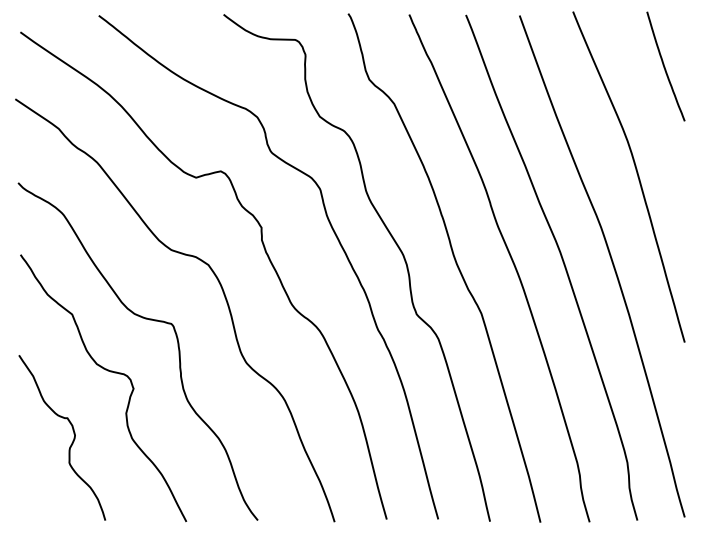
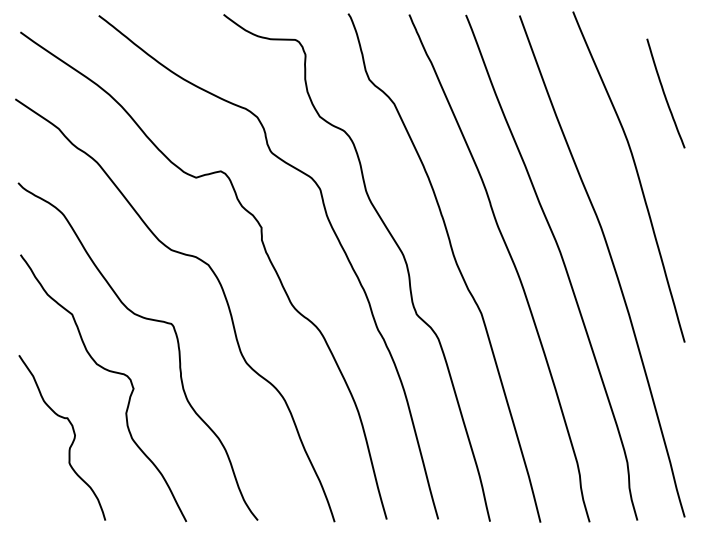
curve position: (665, 66) -> (665, 93) (665, 93)
